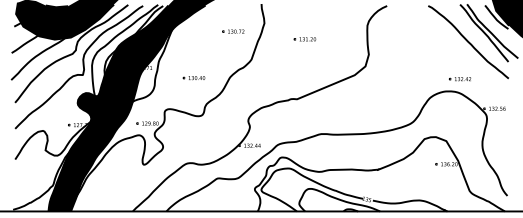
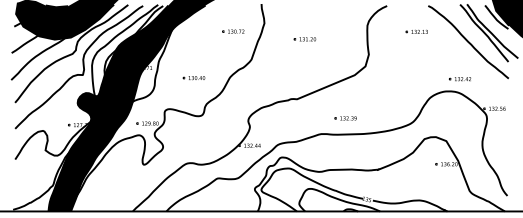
part: none -> present (416, 31)
part: none -> present (345, 118)
